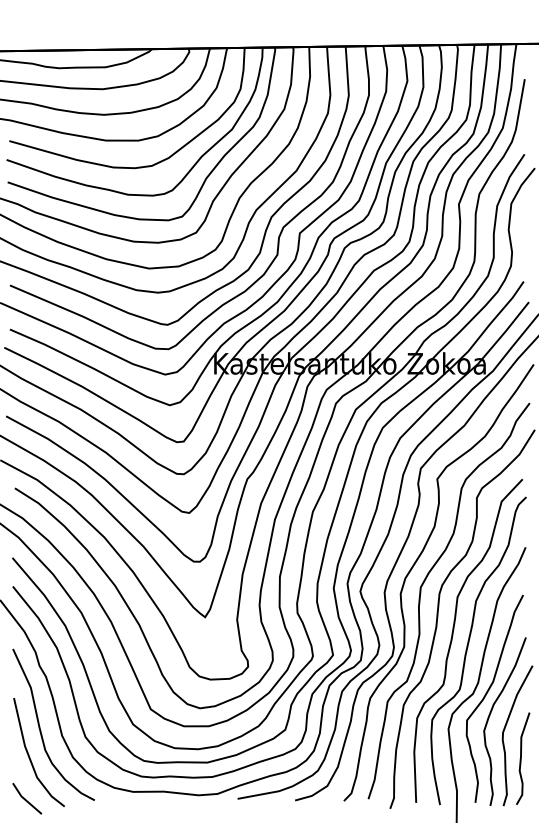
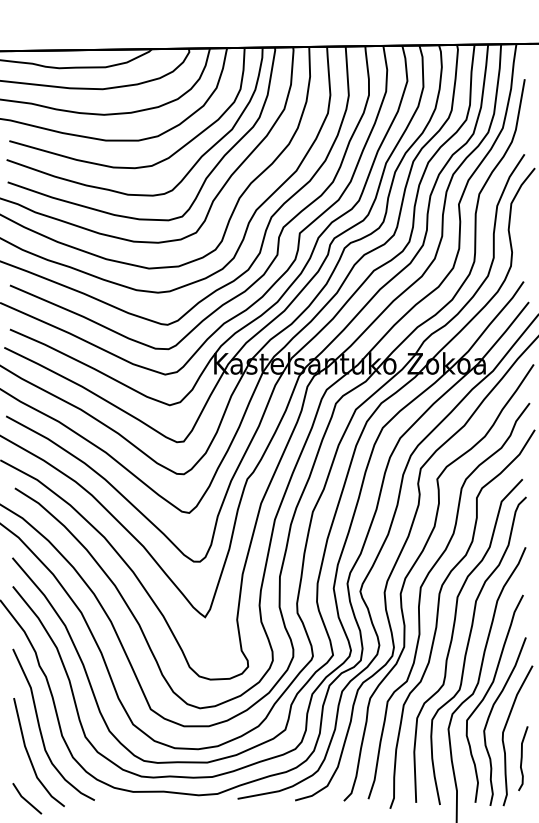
part size: 15x93 px -> 11x66 px (523, 758)
